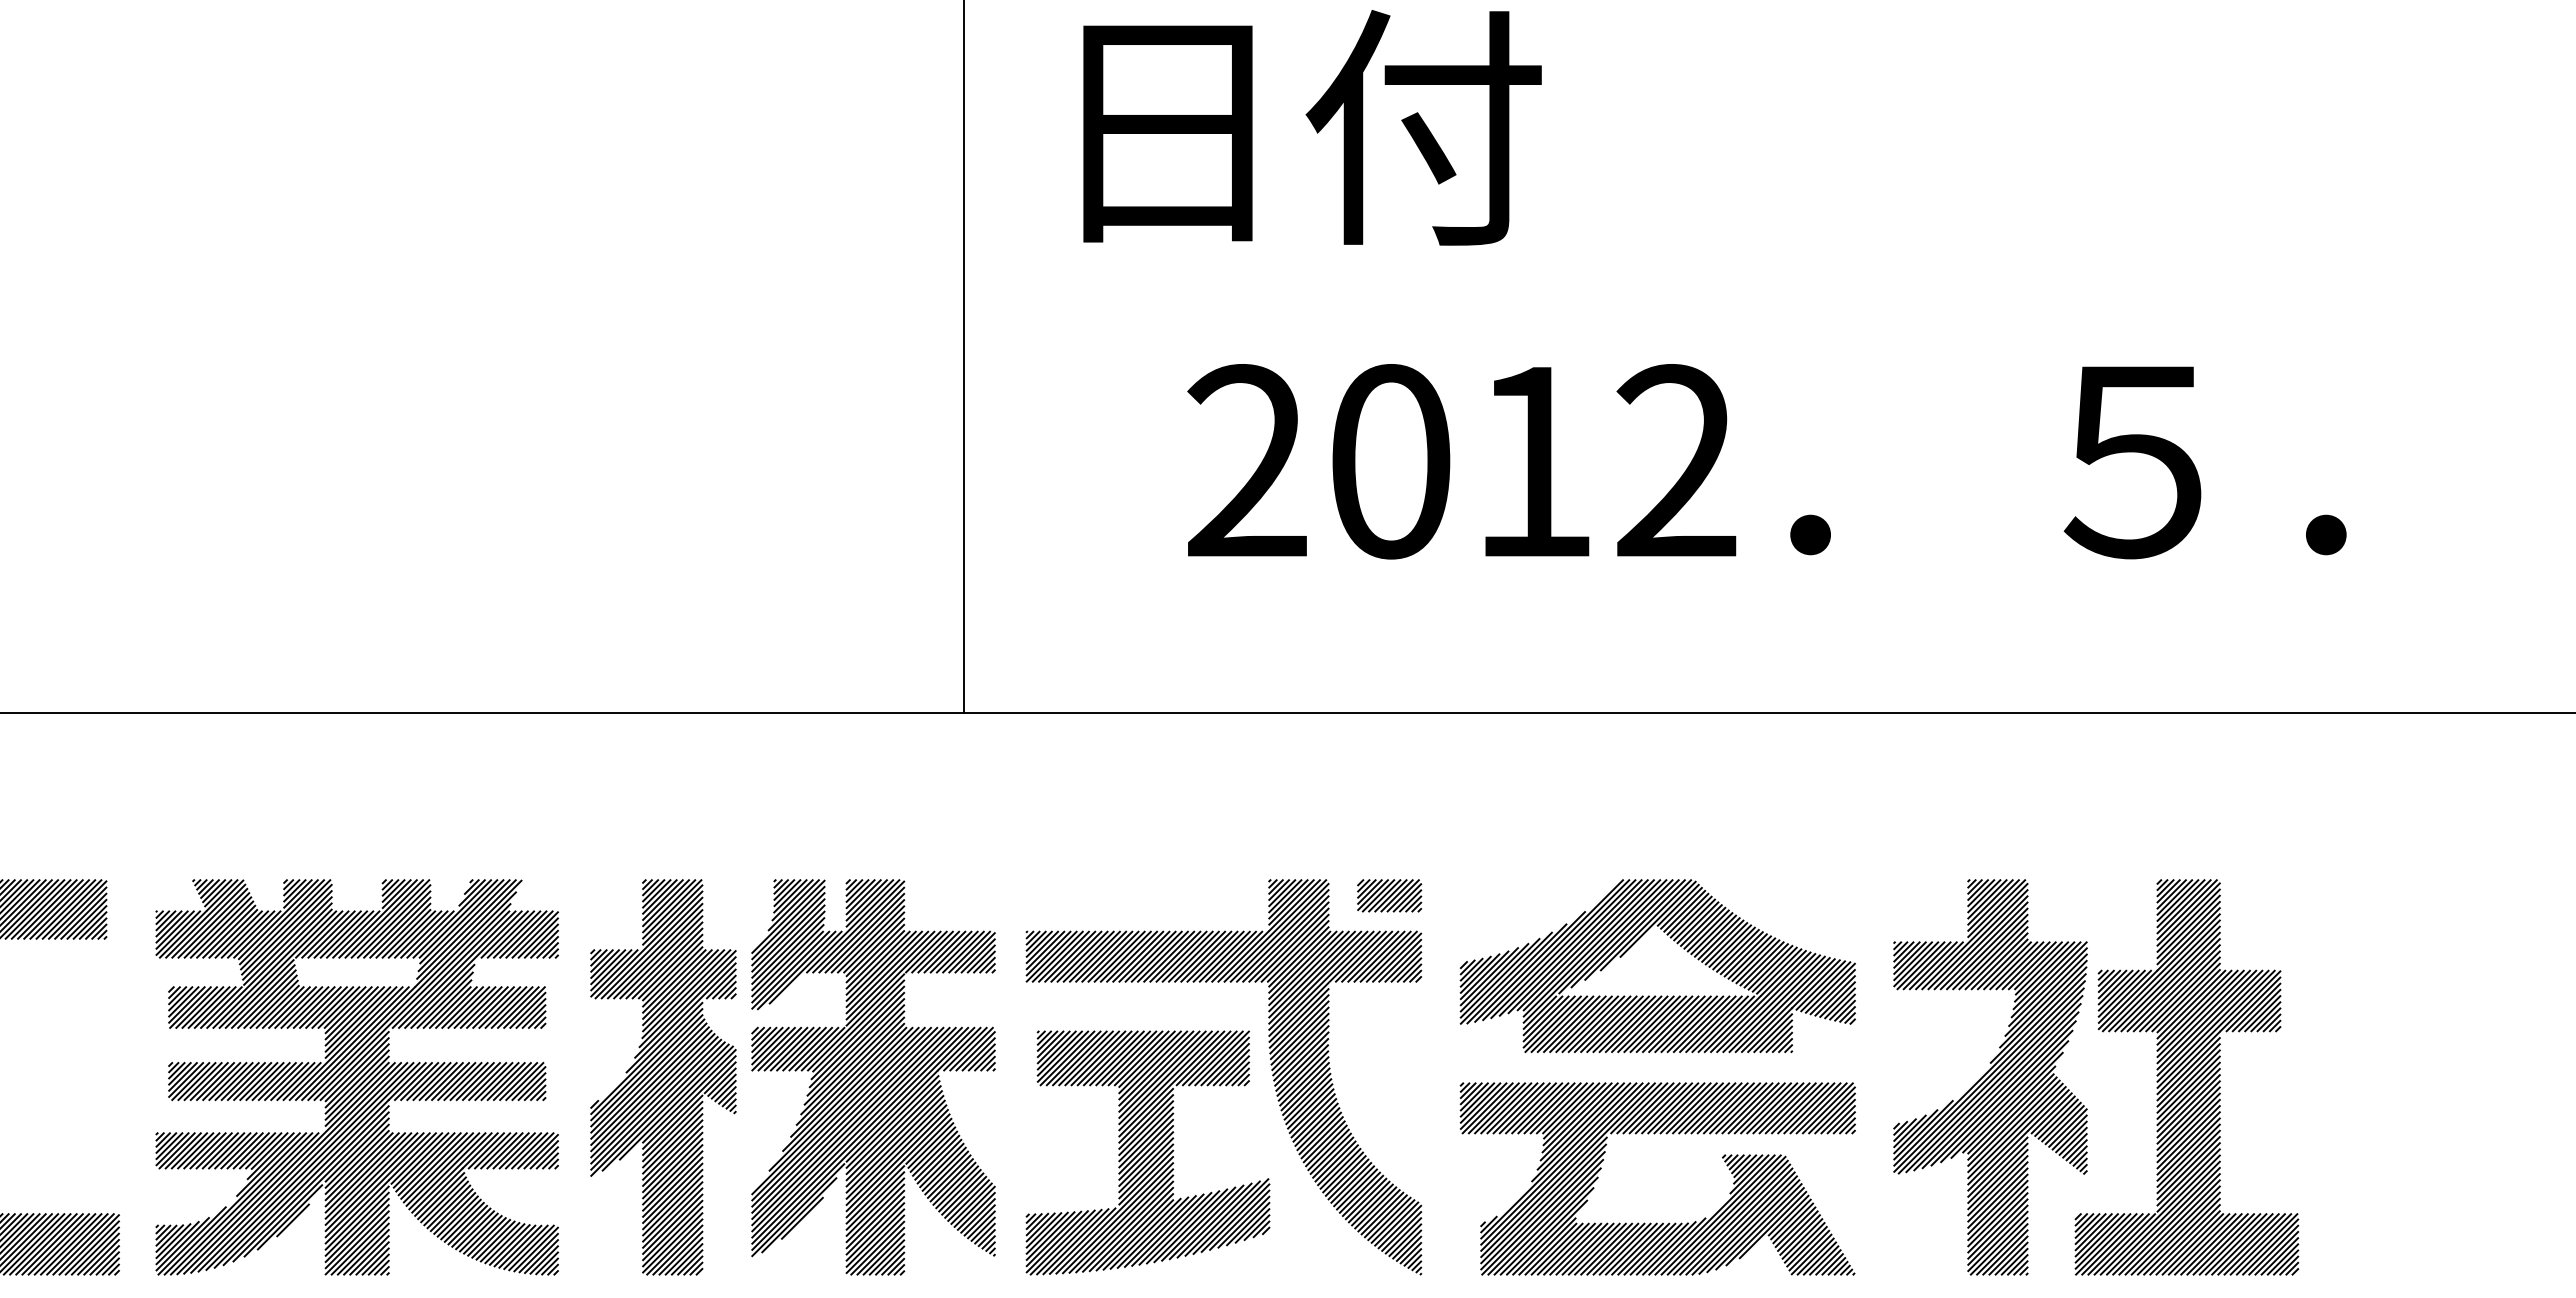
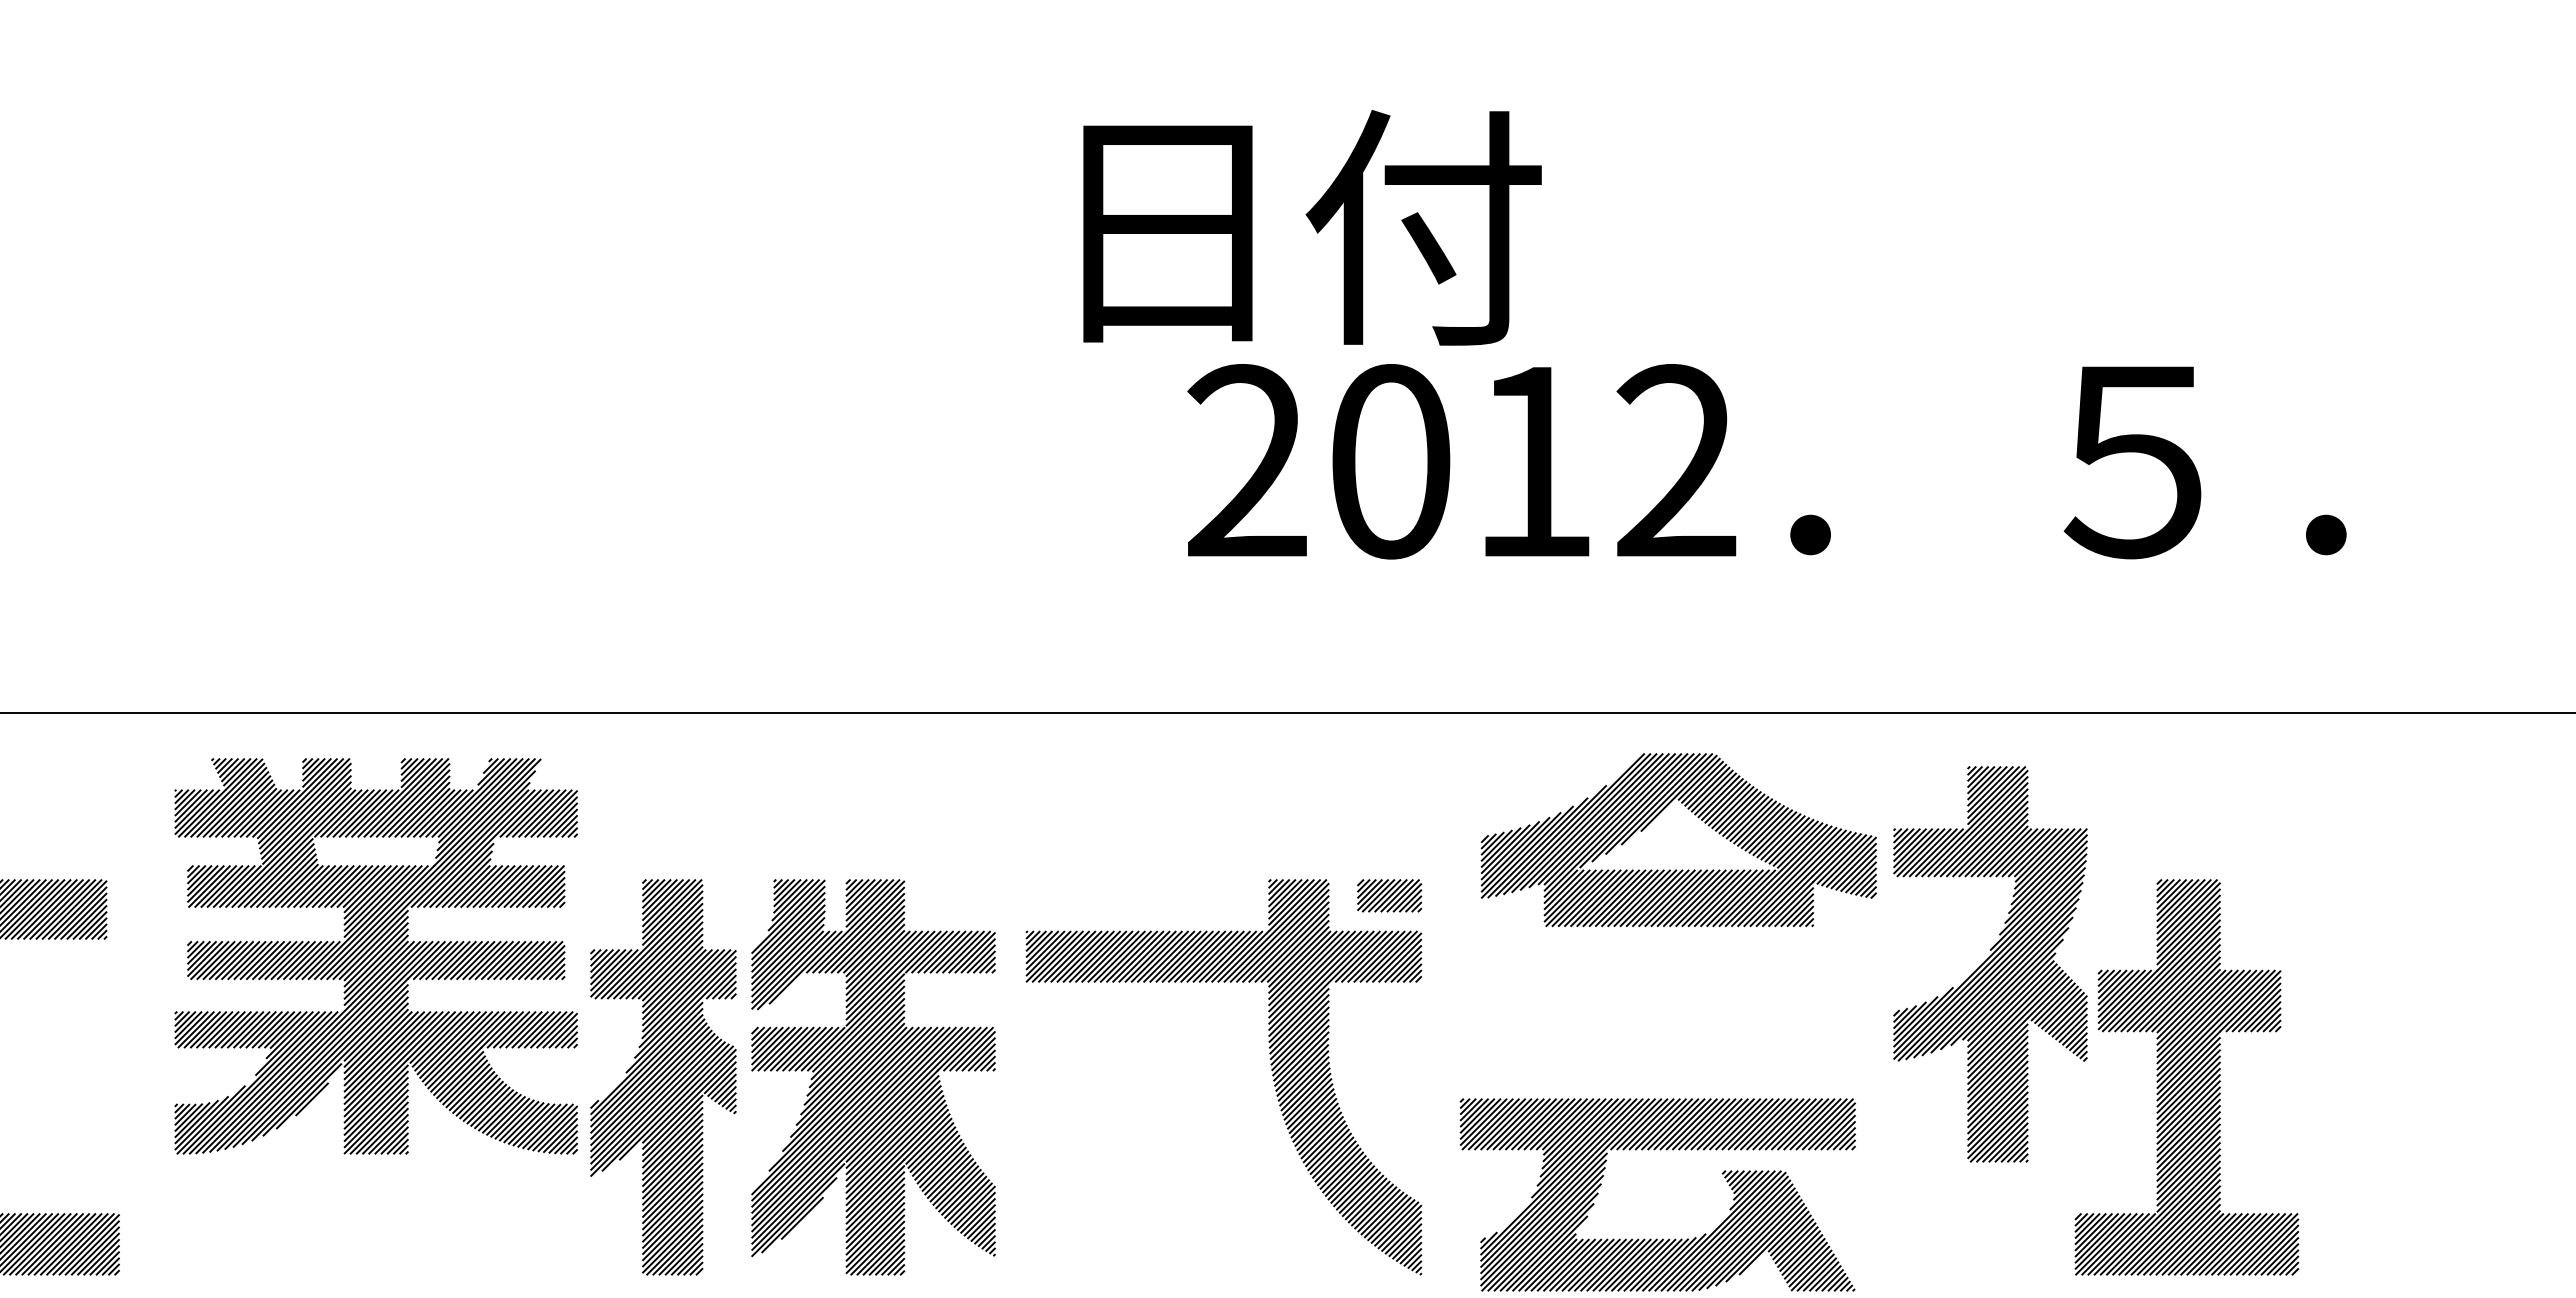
text position: (1312, 127) -> (1312, 227) (1312, 227)
line: present -> none (964, 357)
part position: (1655, 995) -> (1676, 869) (1676, 869)
part position: (356, 1077) -> (375, 956) (375, 956)
part position: (1990, 1077) -> (1990, 964) (1990, 964)
part: present -> none (1147, 1152)
part position: (1656, 1222) -> (1656, 1238) (1656, 1238)
